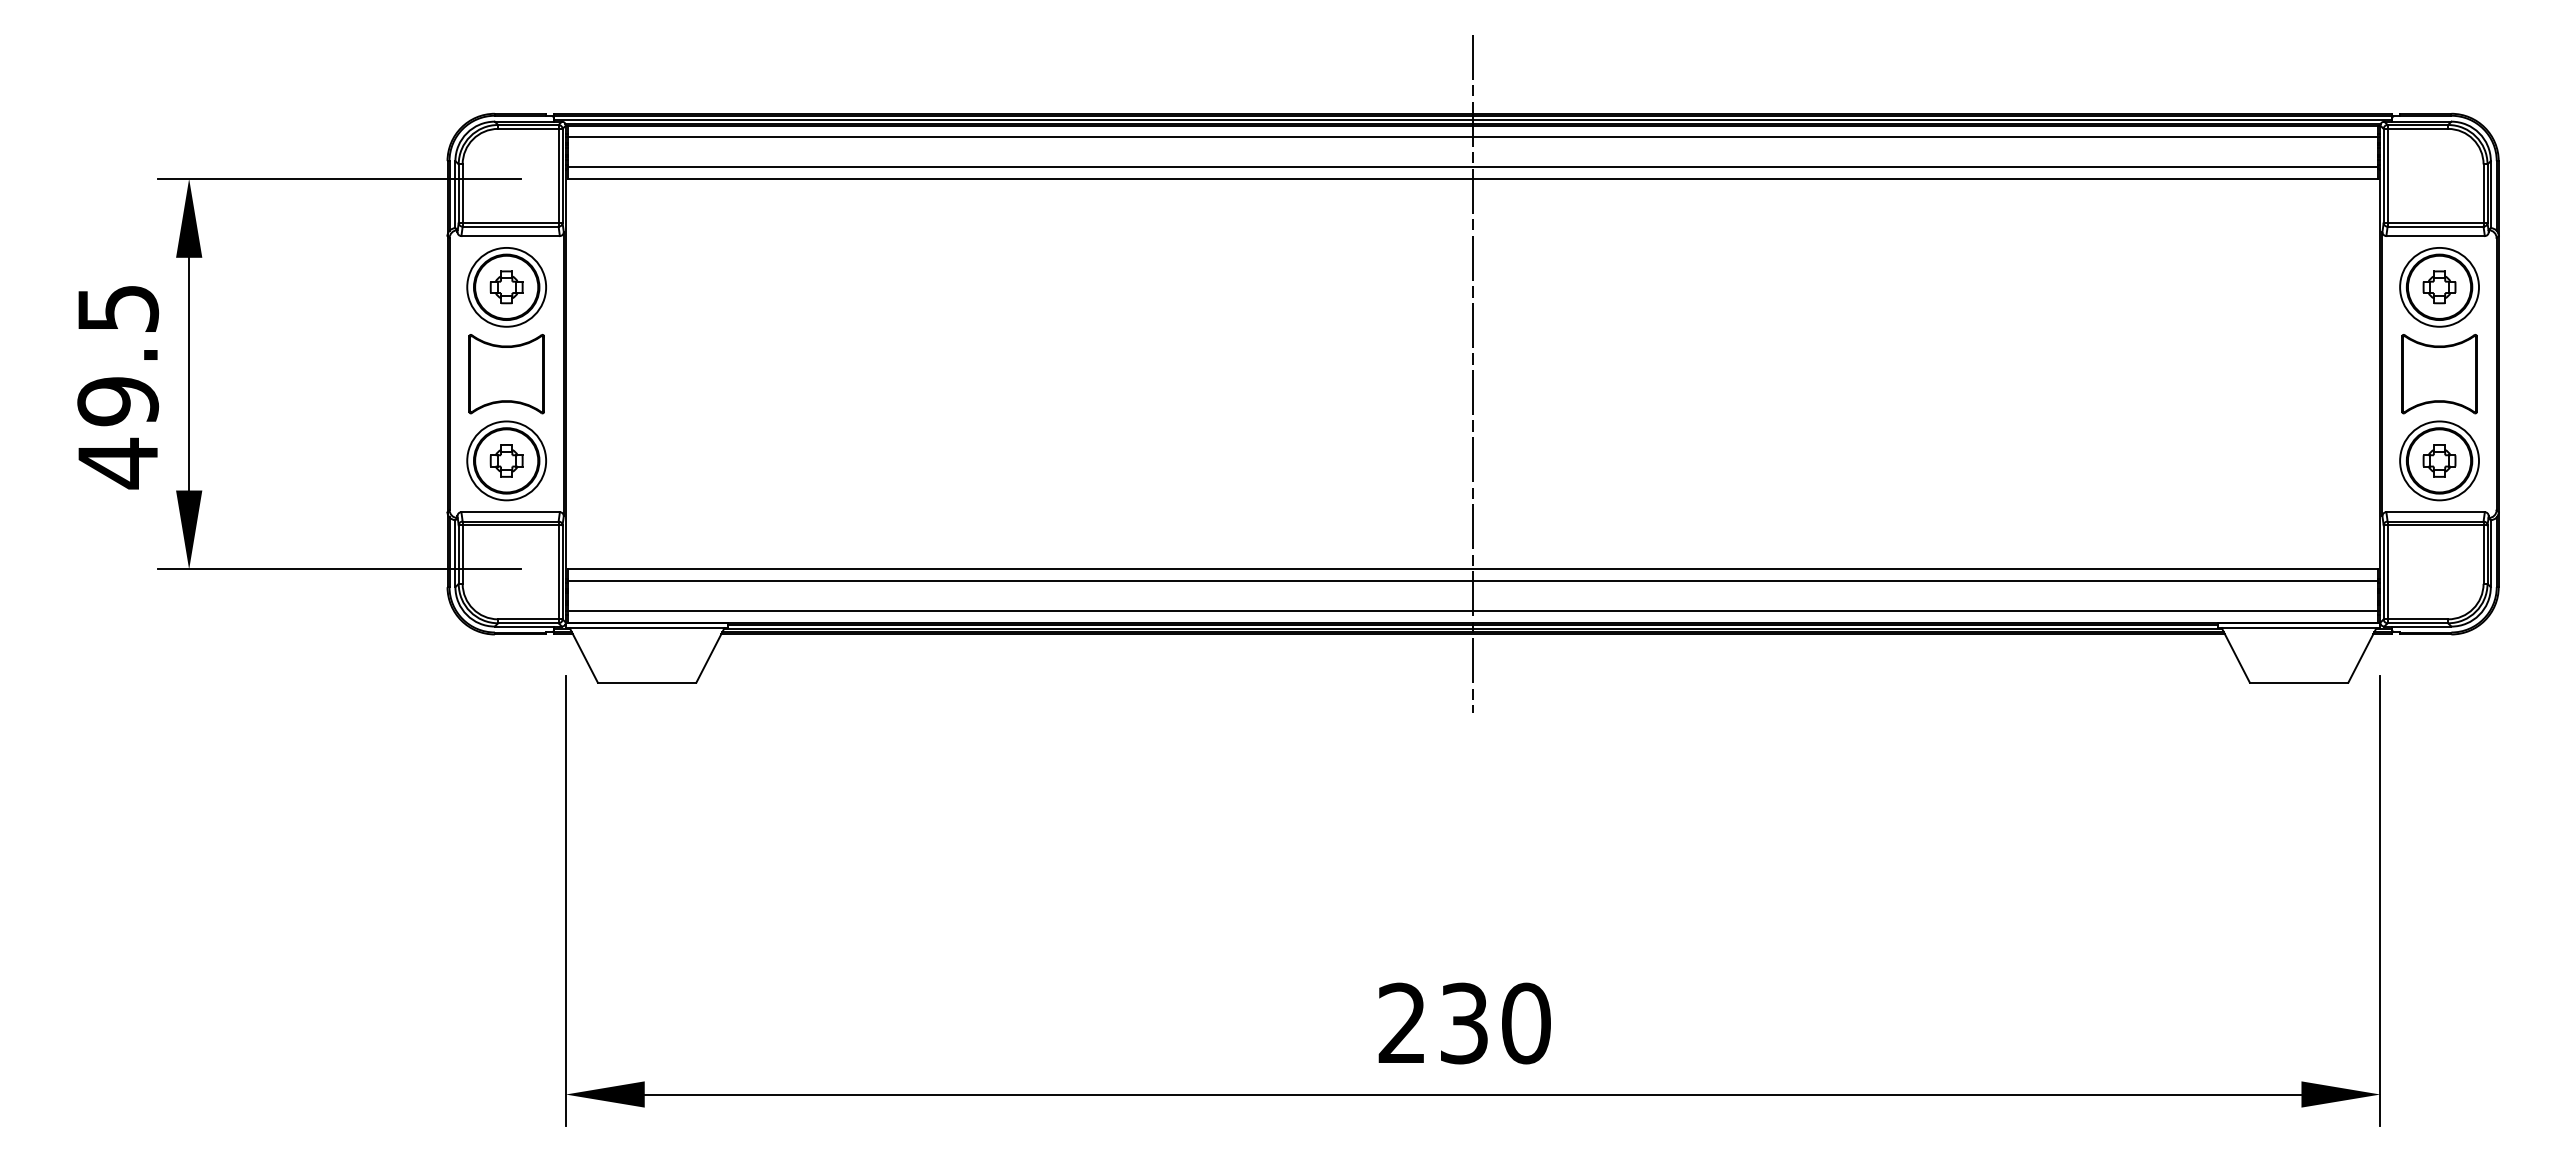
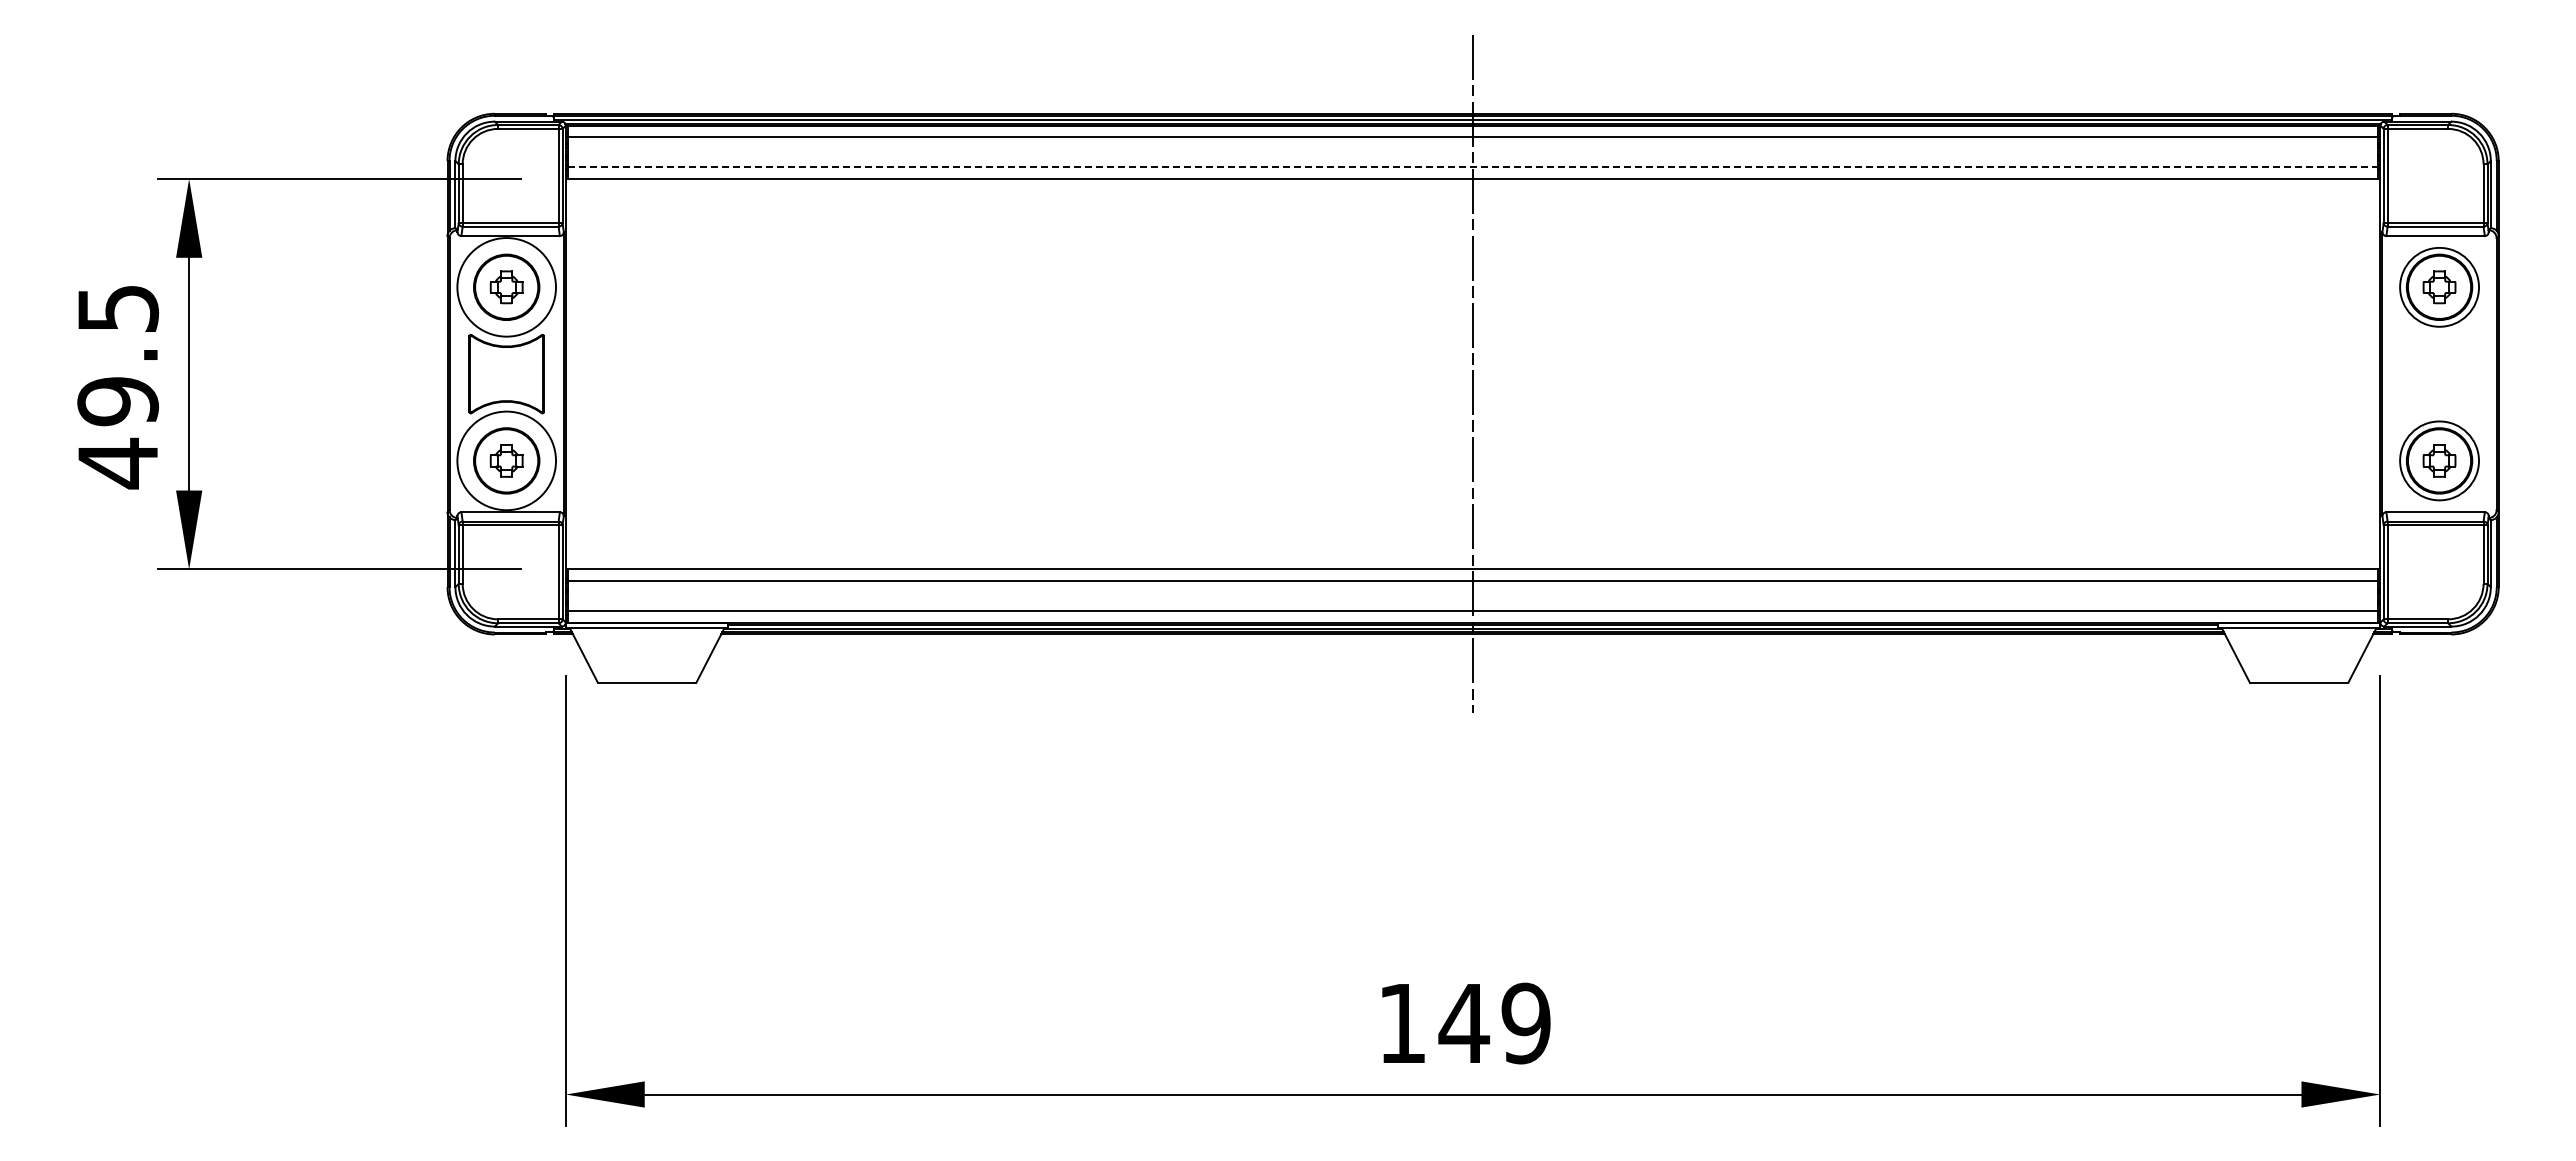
line: solid -> dashed (1473, 167)
circle diameter: 79 px -> 99 px (506, 287)
part: present -> none (2439, 374)
circle diameter: 79 px -> 99 px (506, 460)
text: 230 -> 149 (1464, 1023)
